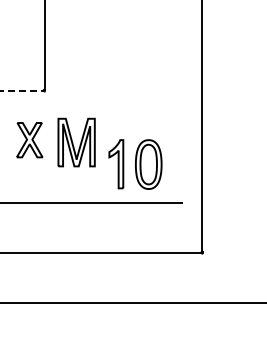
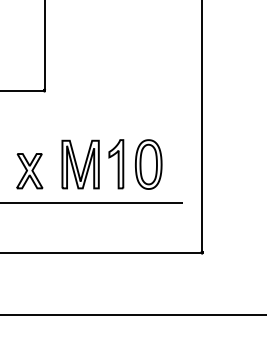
line: dashed -> solid (23, 91)
part position: (29, 140) -> (29, 171) (29, 171)
part position: (76, 142) -> (80, 164) (80, 164)
line position: (132, 303) -> (132, 315) (132, 315)
